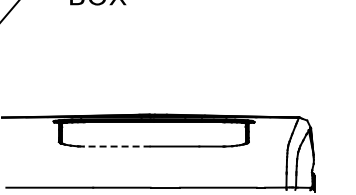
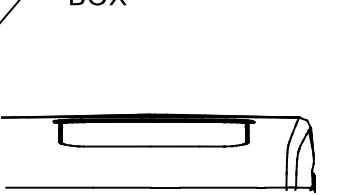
line: dashed -> solid (116, 146)
